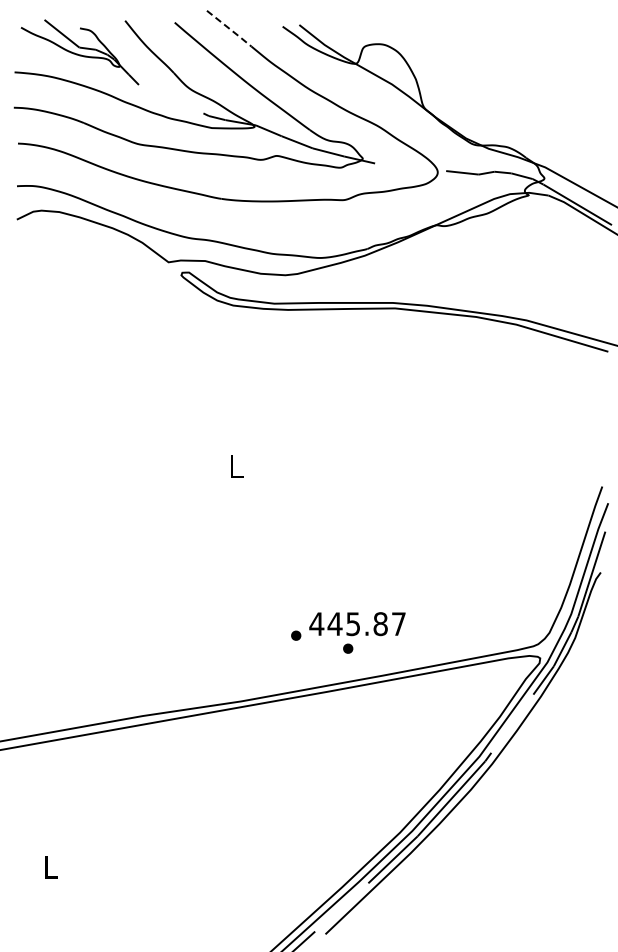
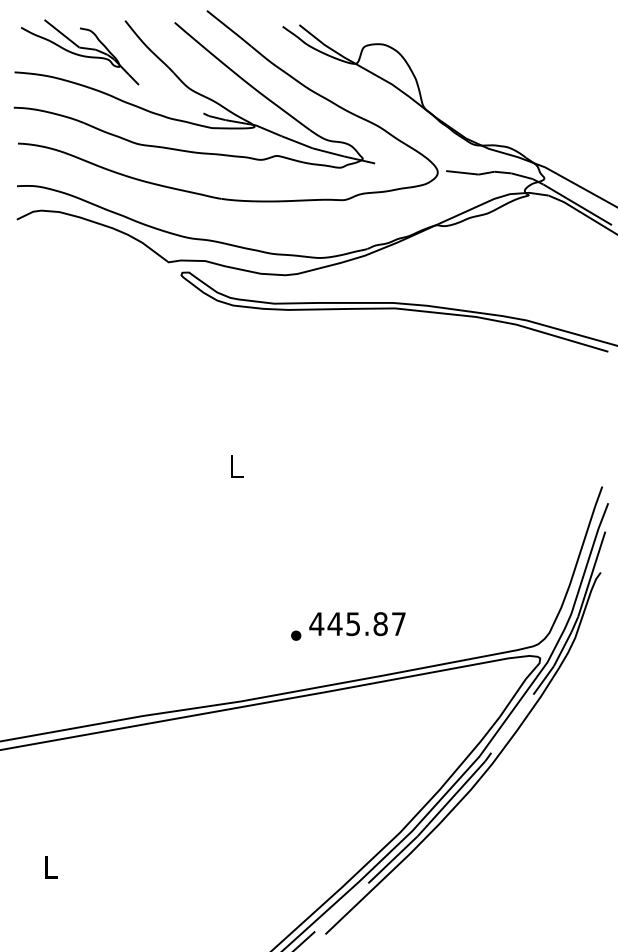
line: dashed -> solid (229, 29)
part: present -> none (348, 648)
